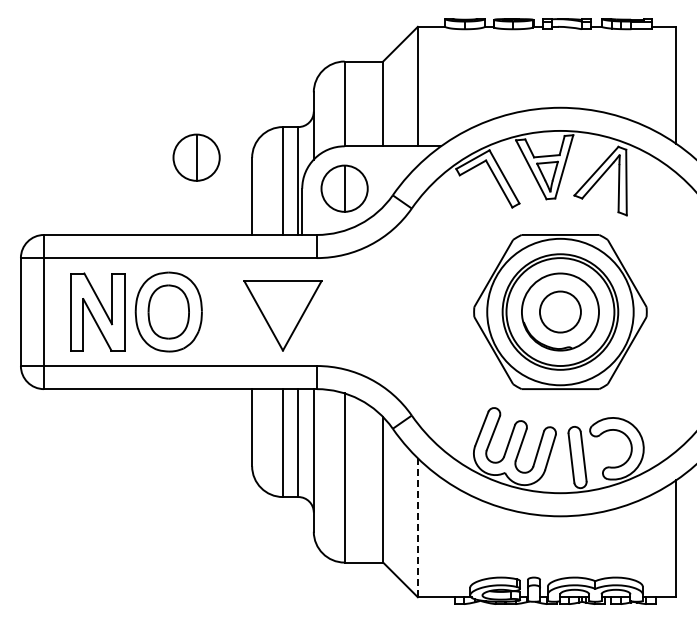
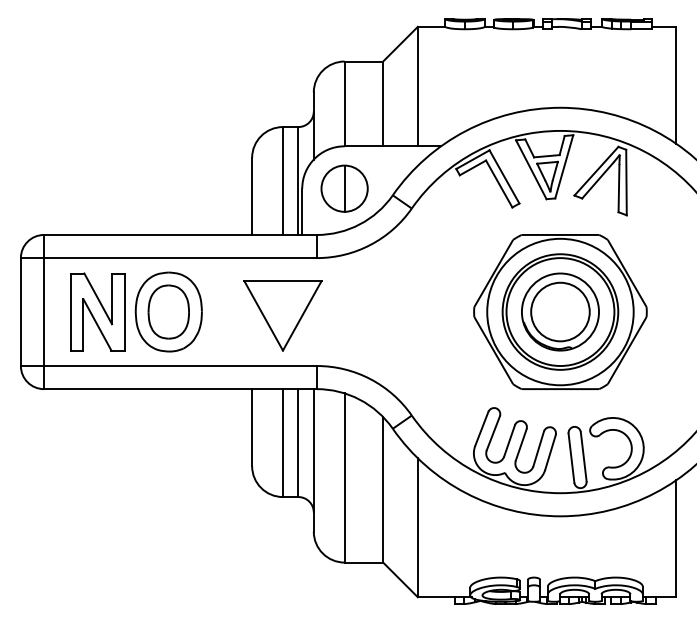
part: present -> none (196, 157)
circle diameter: 41 px -> 59 px (560, 311)
line: dashed -> solid (417, 527)
